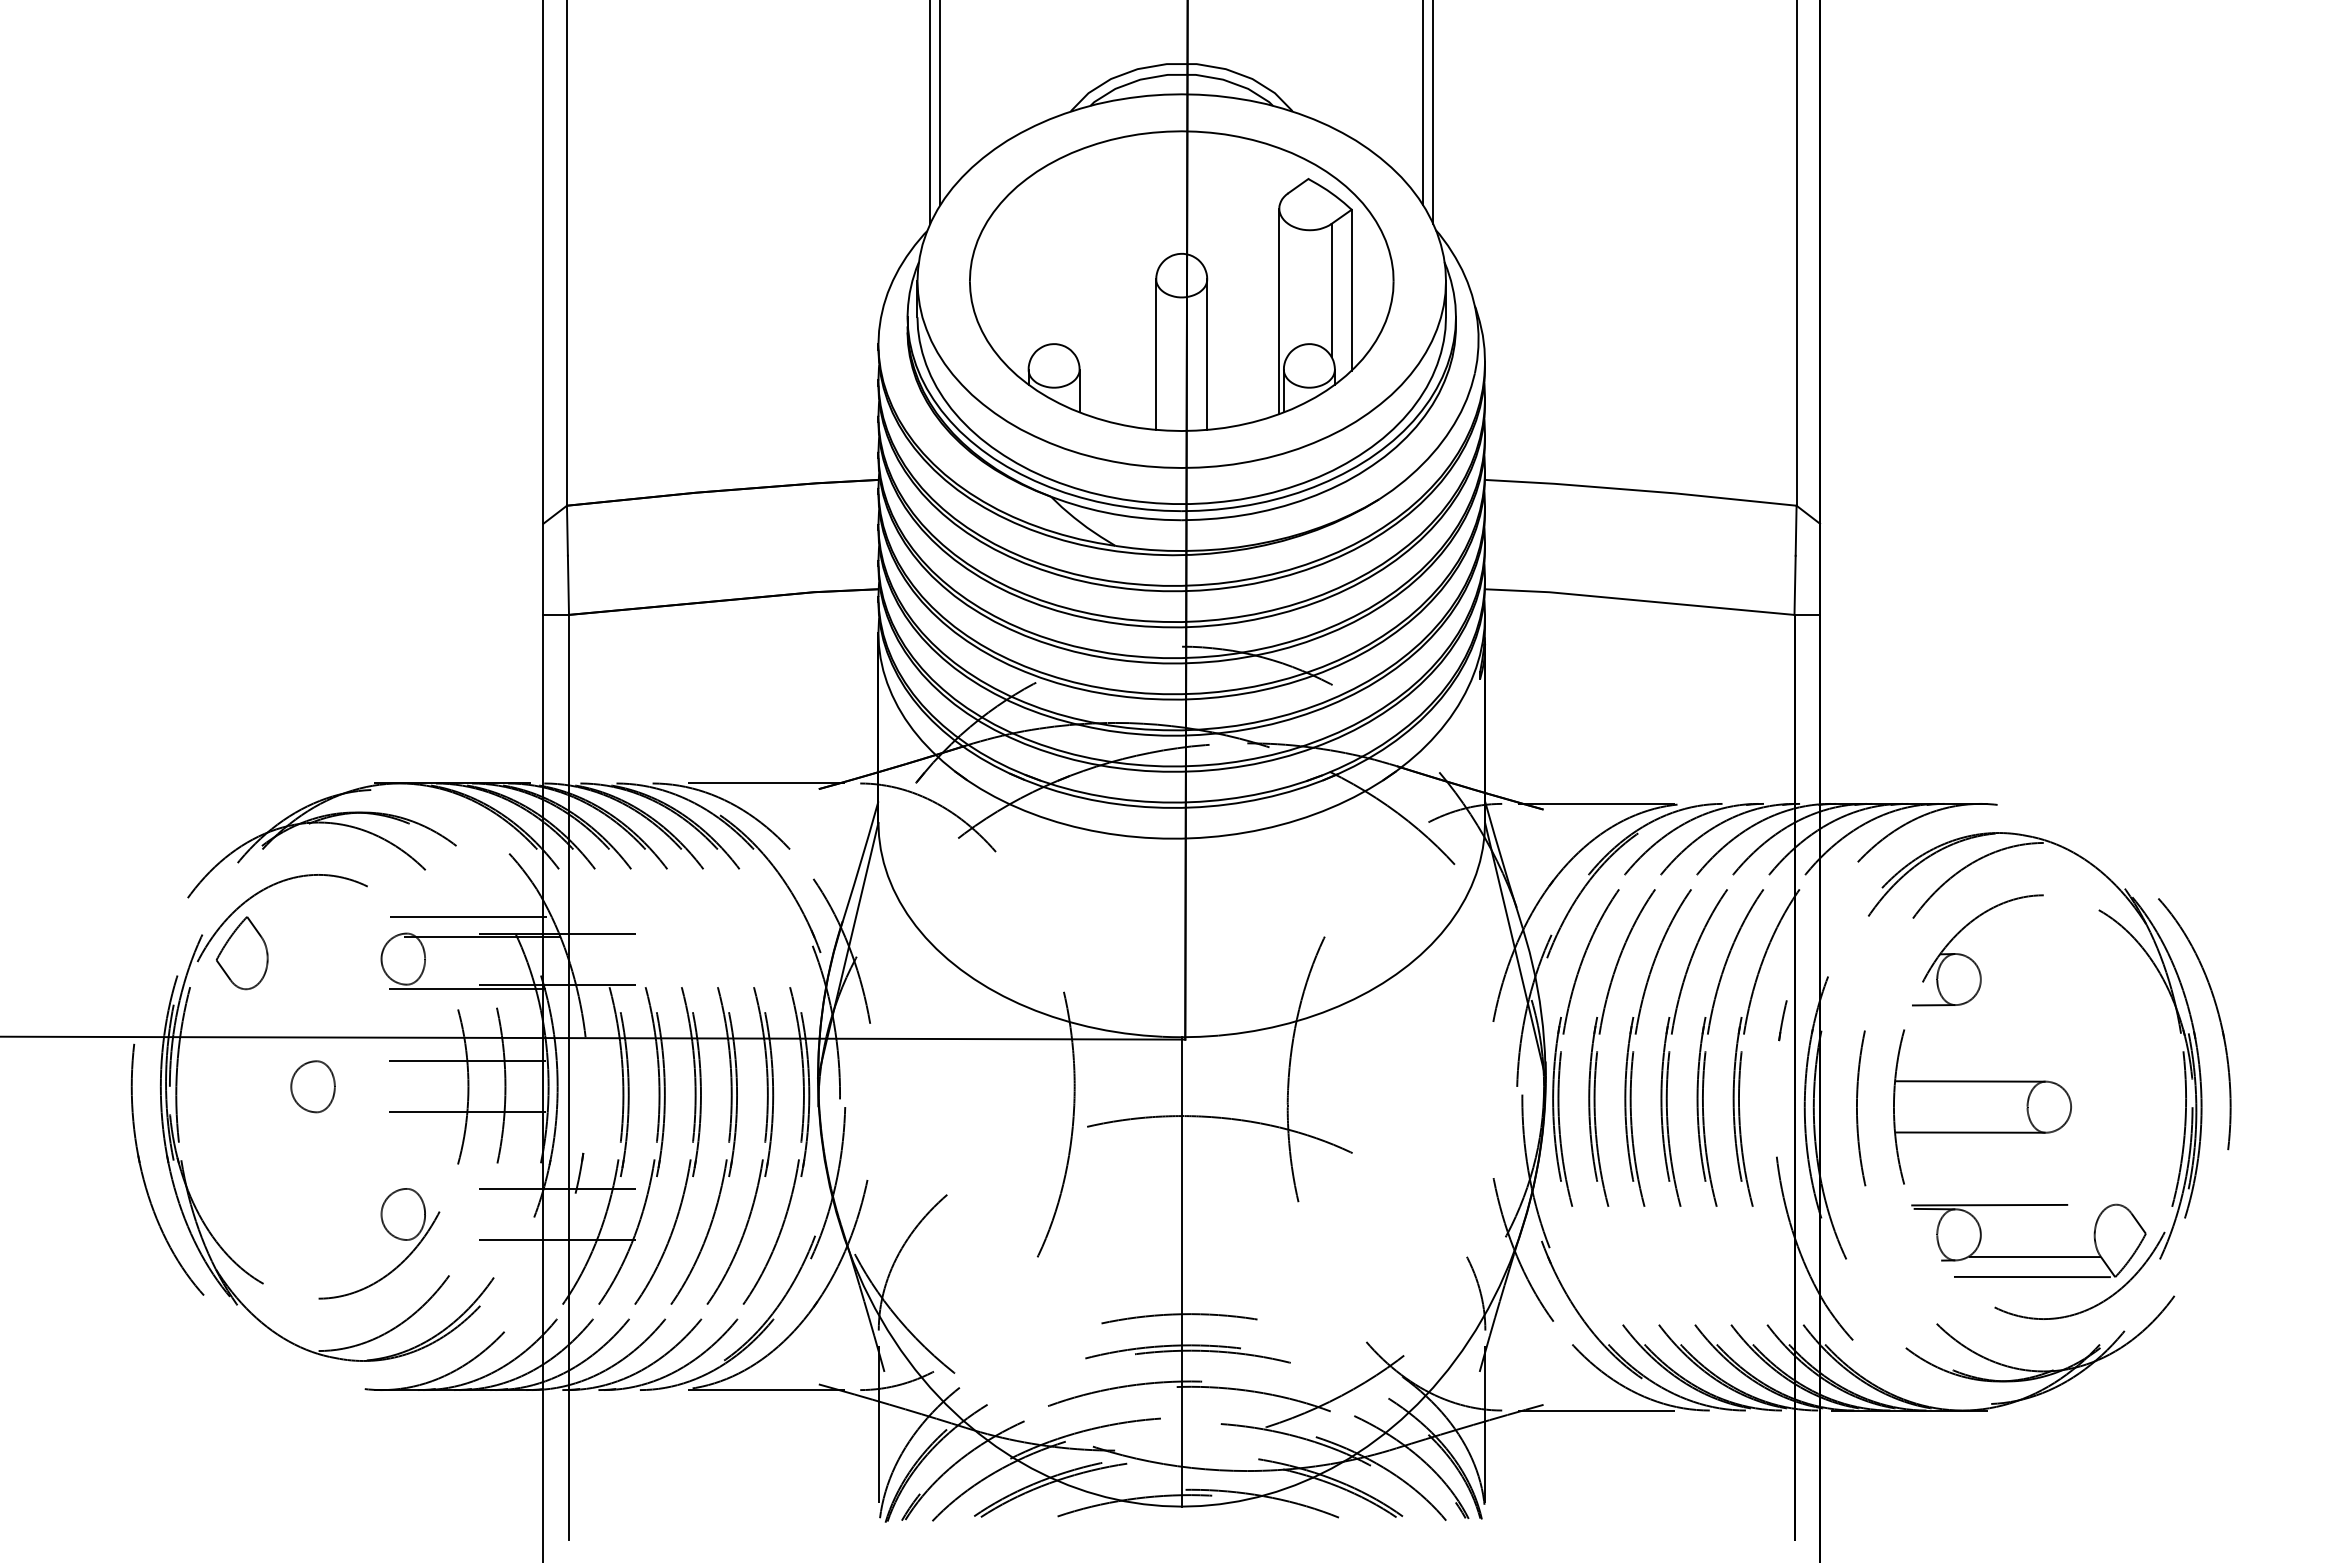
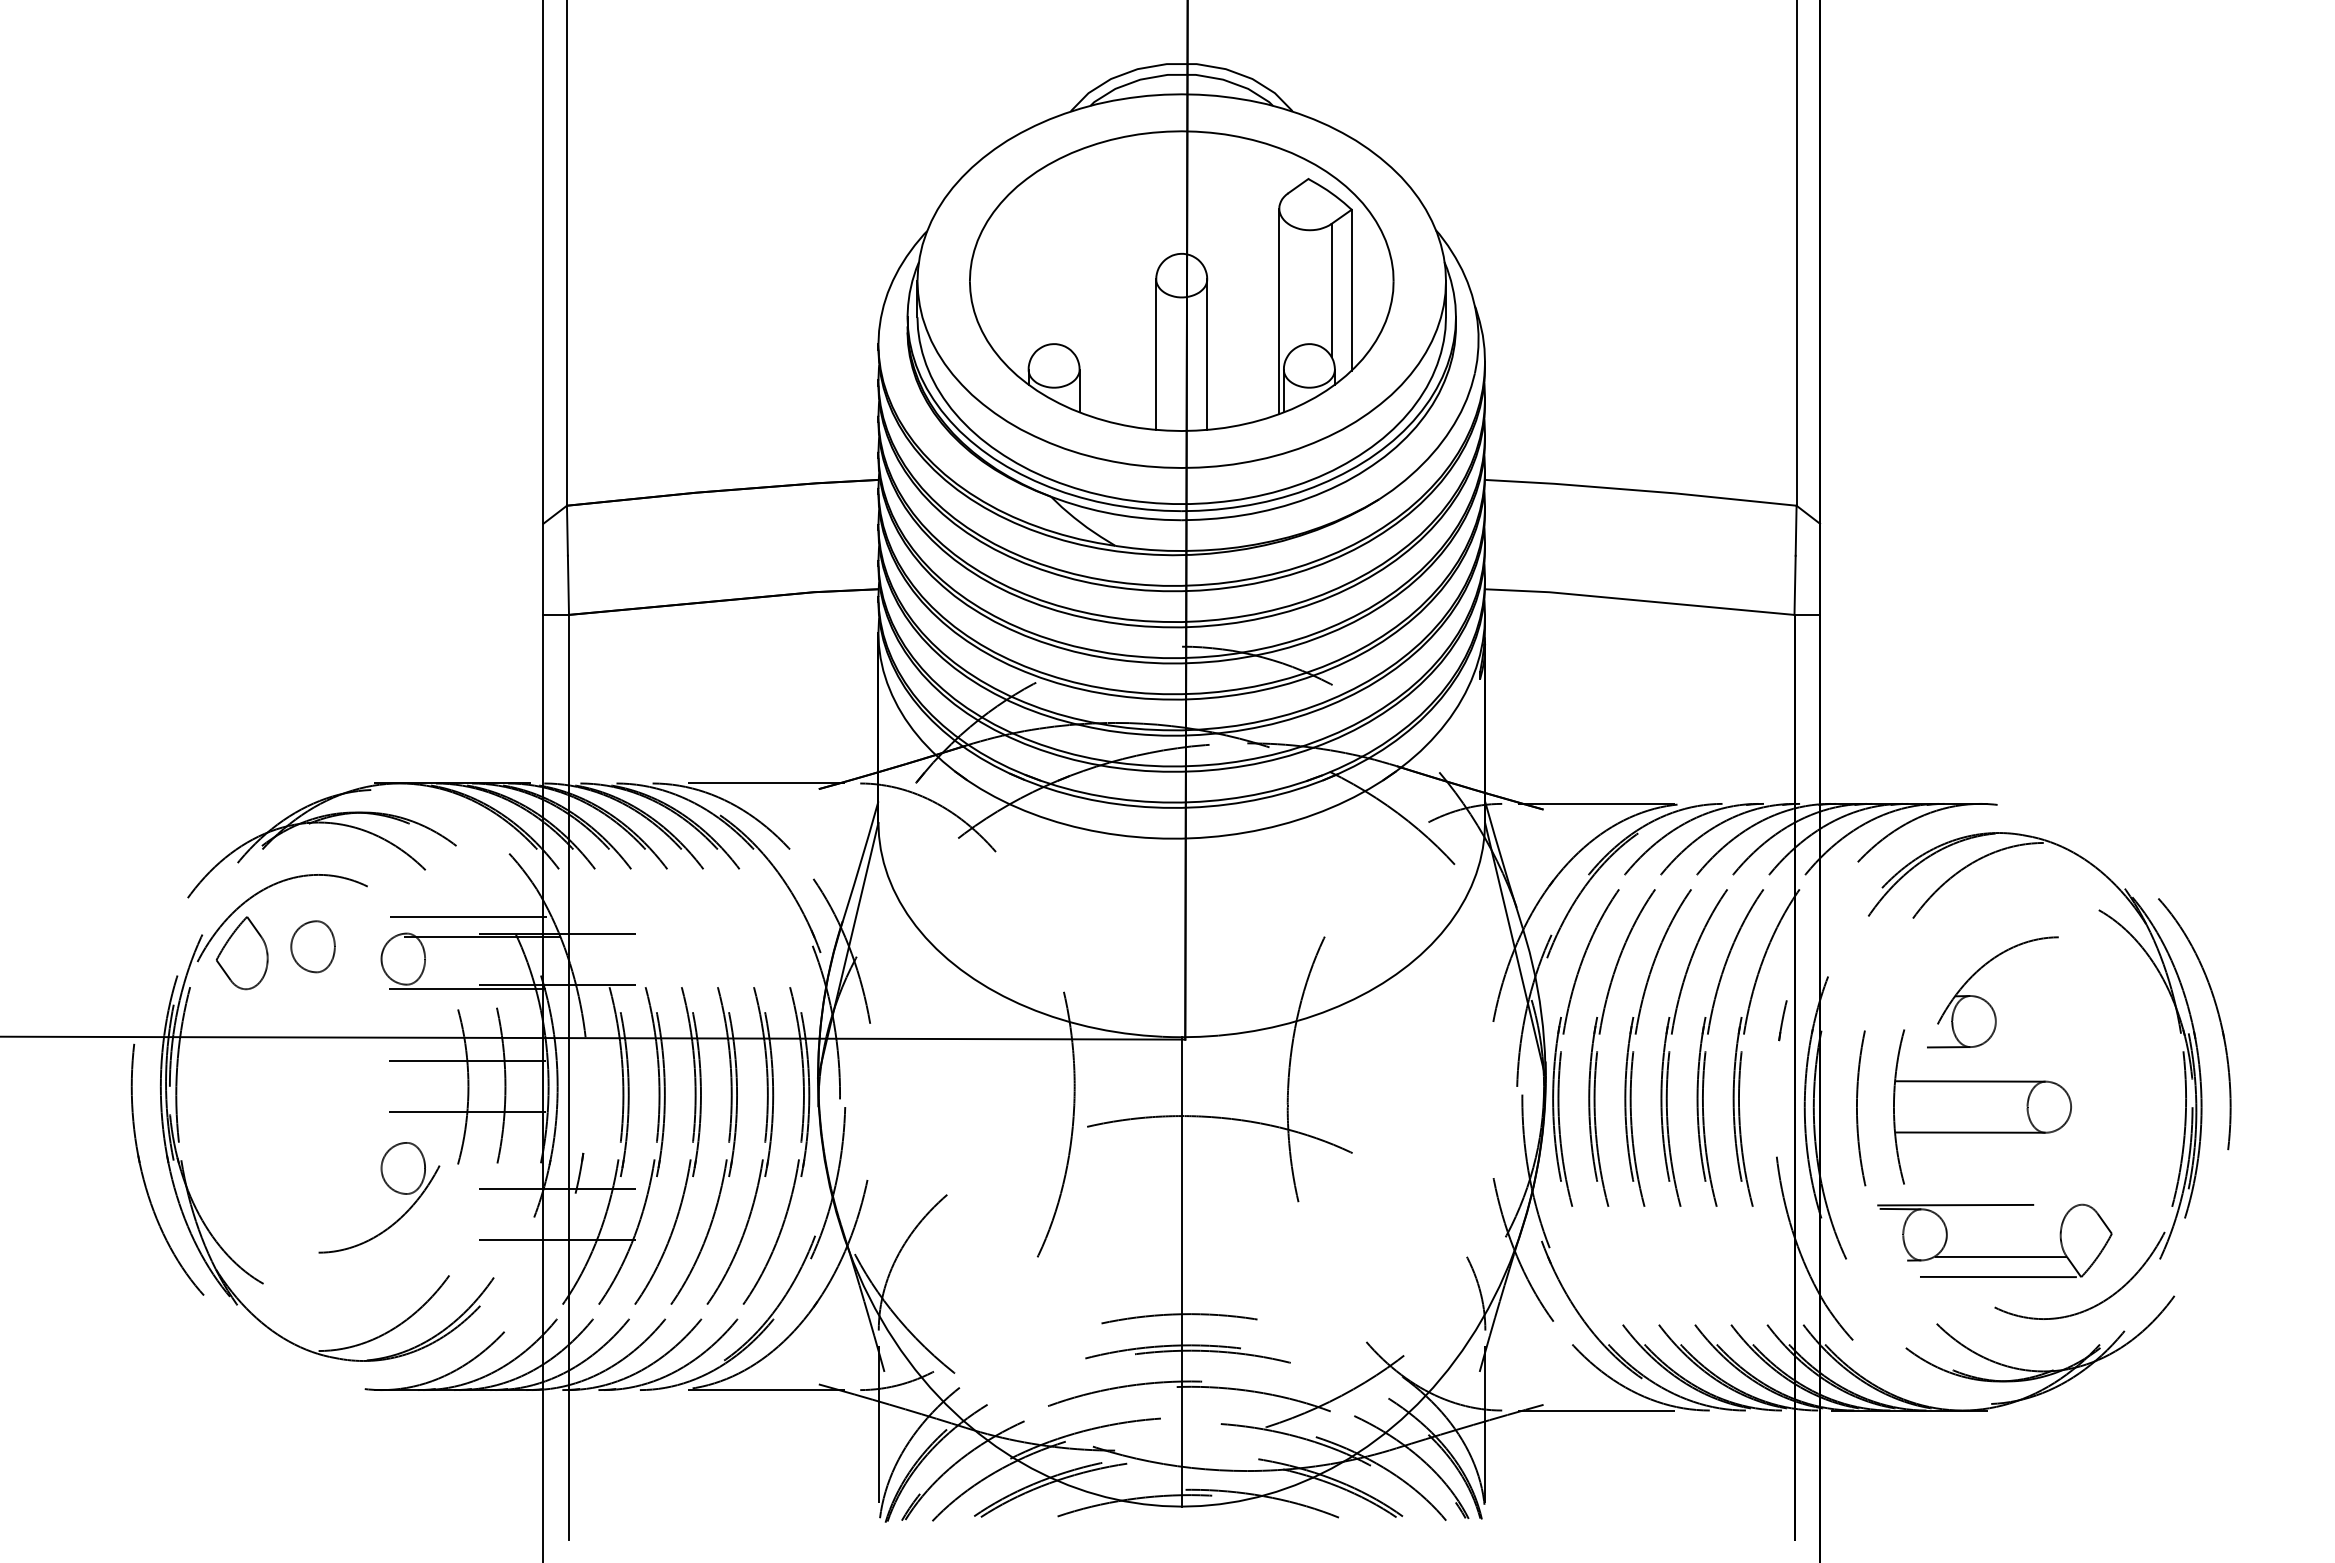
line: present -> none (940, 103)
line: present -> none (1423, 103)
line: present -> none (930, 113)
line: present -> none (1433, 113)
part position: (1970, 957) -> (1985, 999) (1985, 999)
part position: (312, 1086) -> (312, 946) (312, 946)
part position: (388, 1233) -> (388, 1187) (388, 1187)
part position: (2028, 1256) -> (1994, 1256) (1994, 1256)
